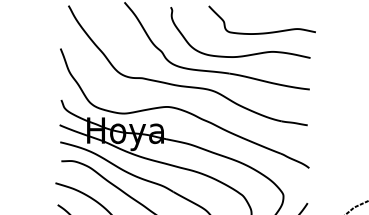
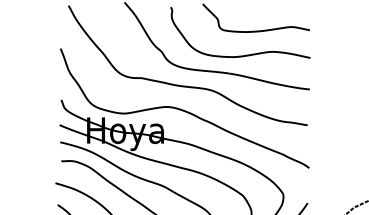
curve position: (261, 32) -> (255, 30) (255, 30)
